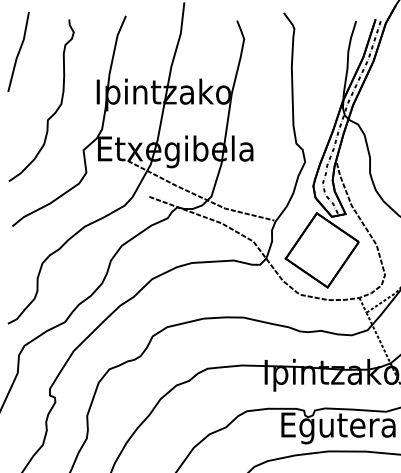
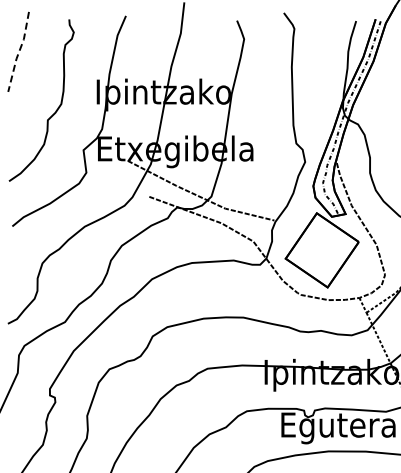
line: solid -> dashed (19, 51)
